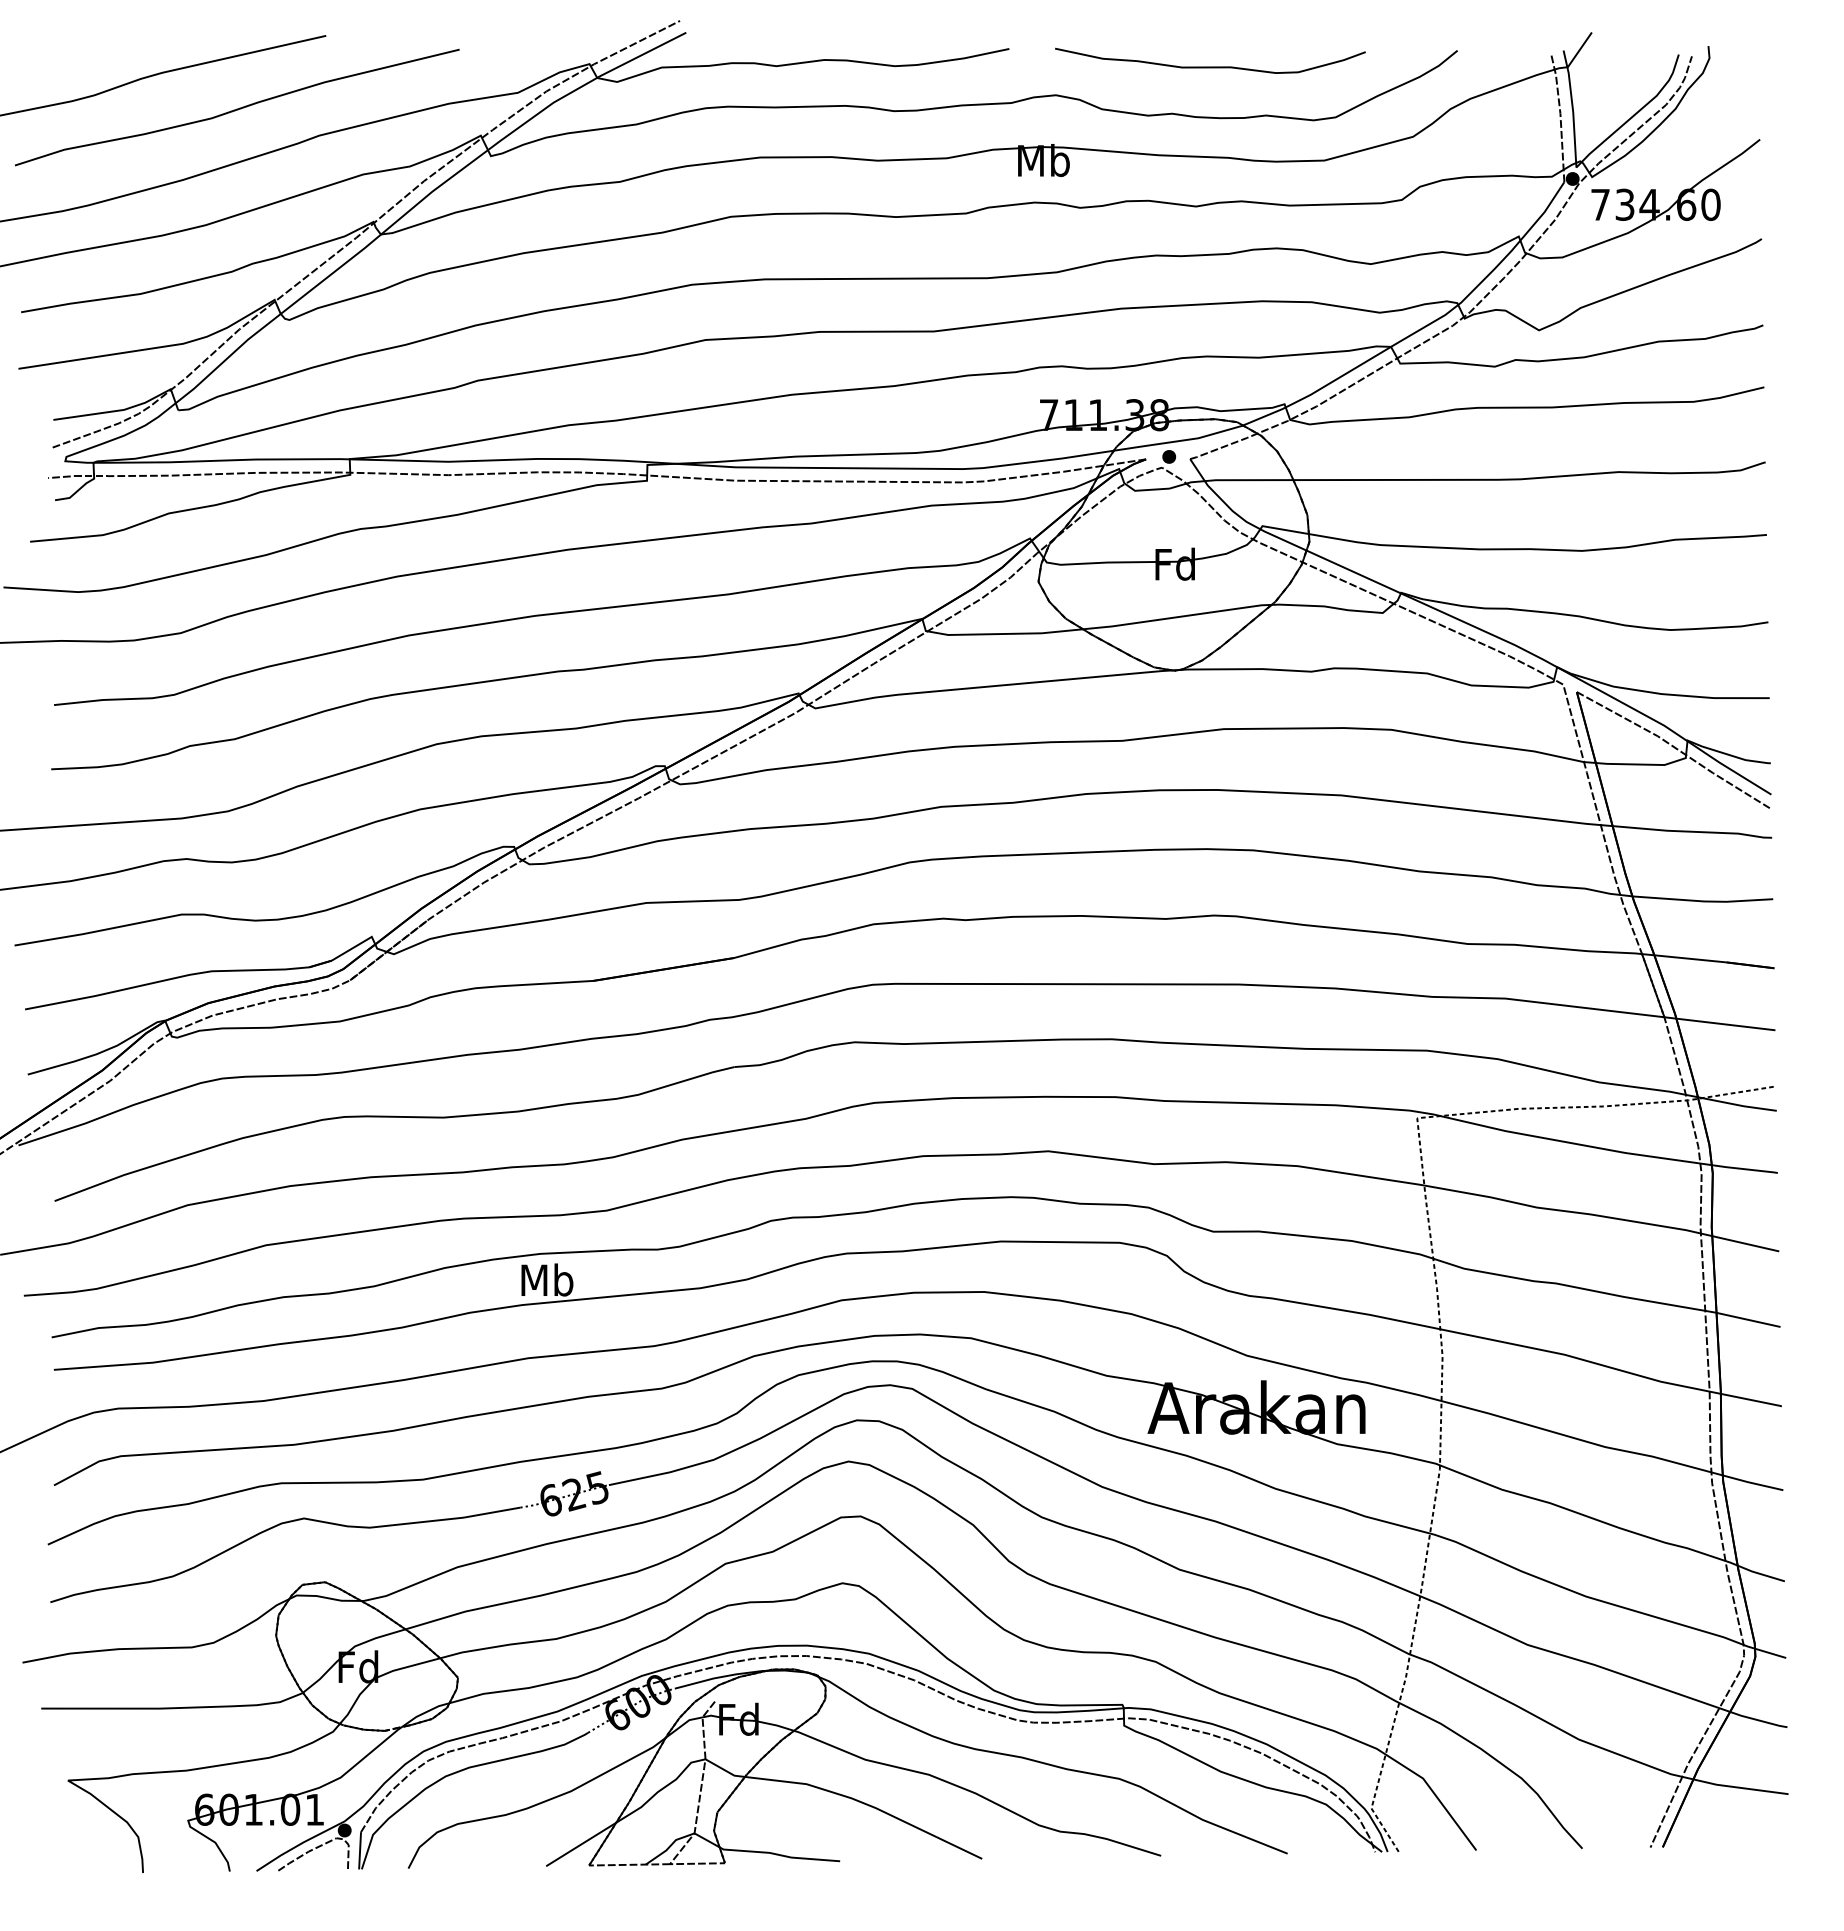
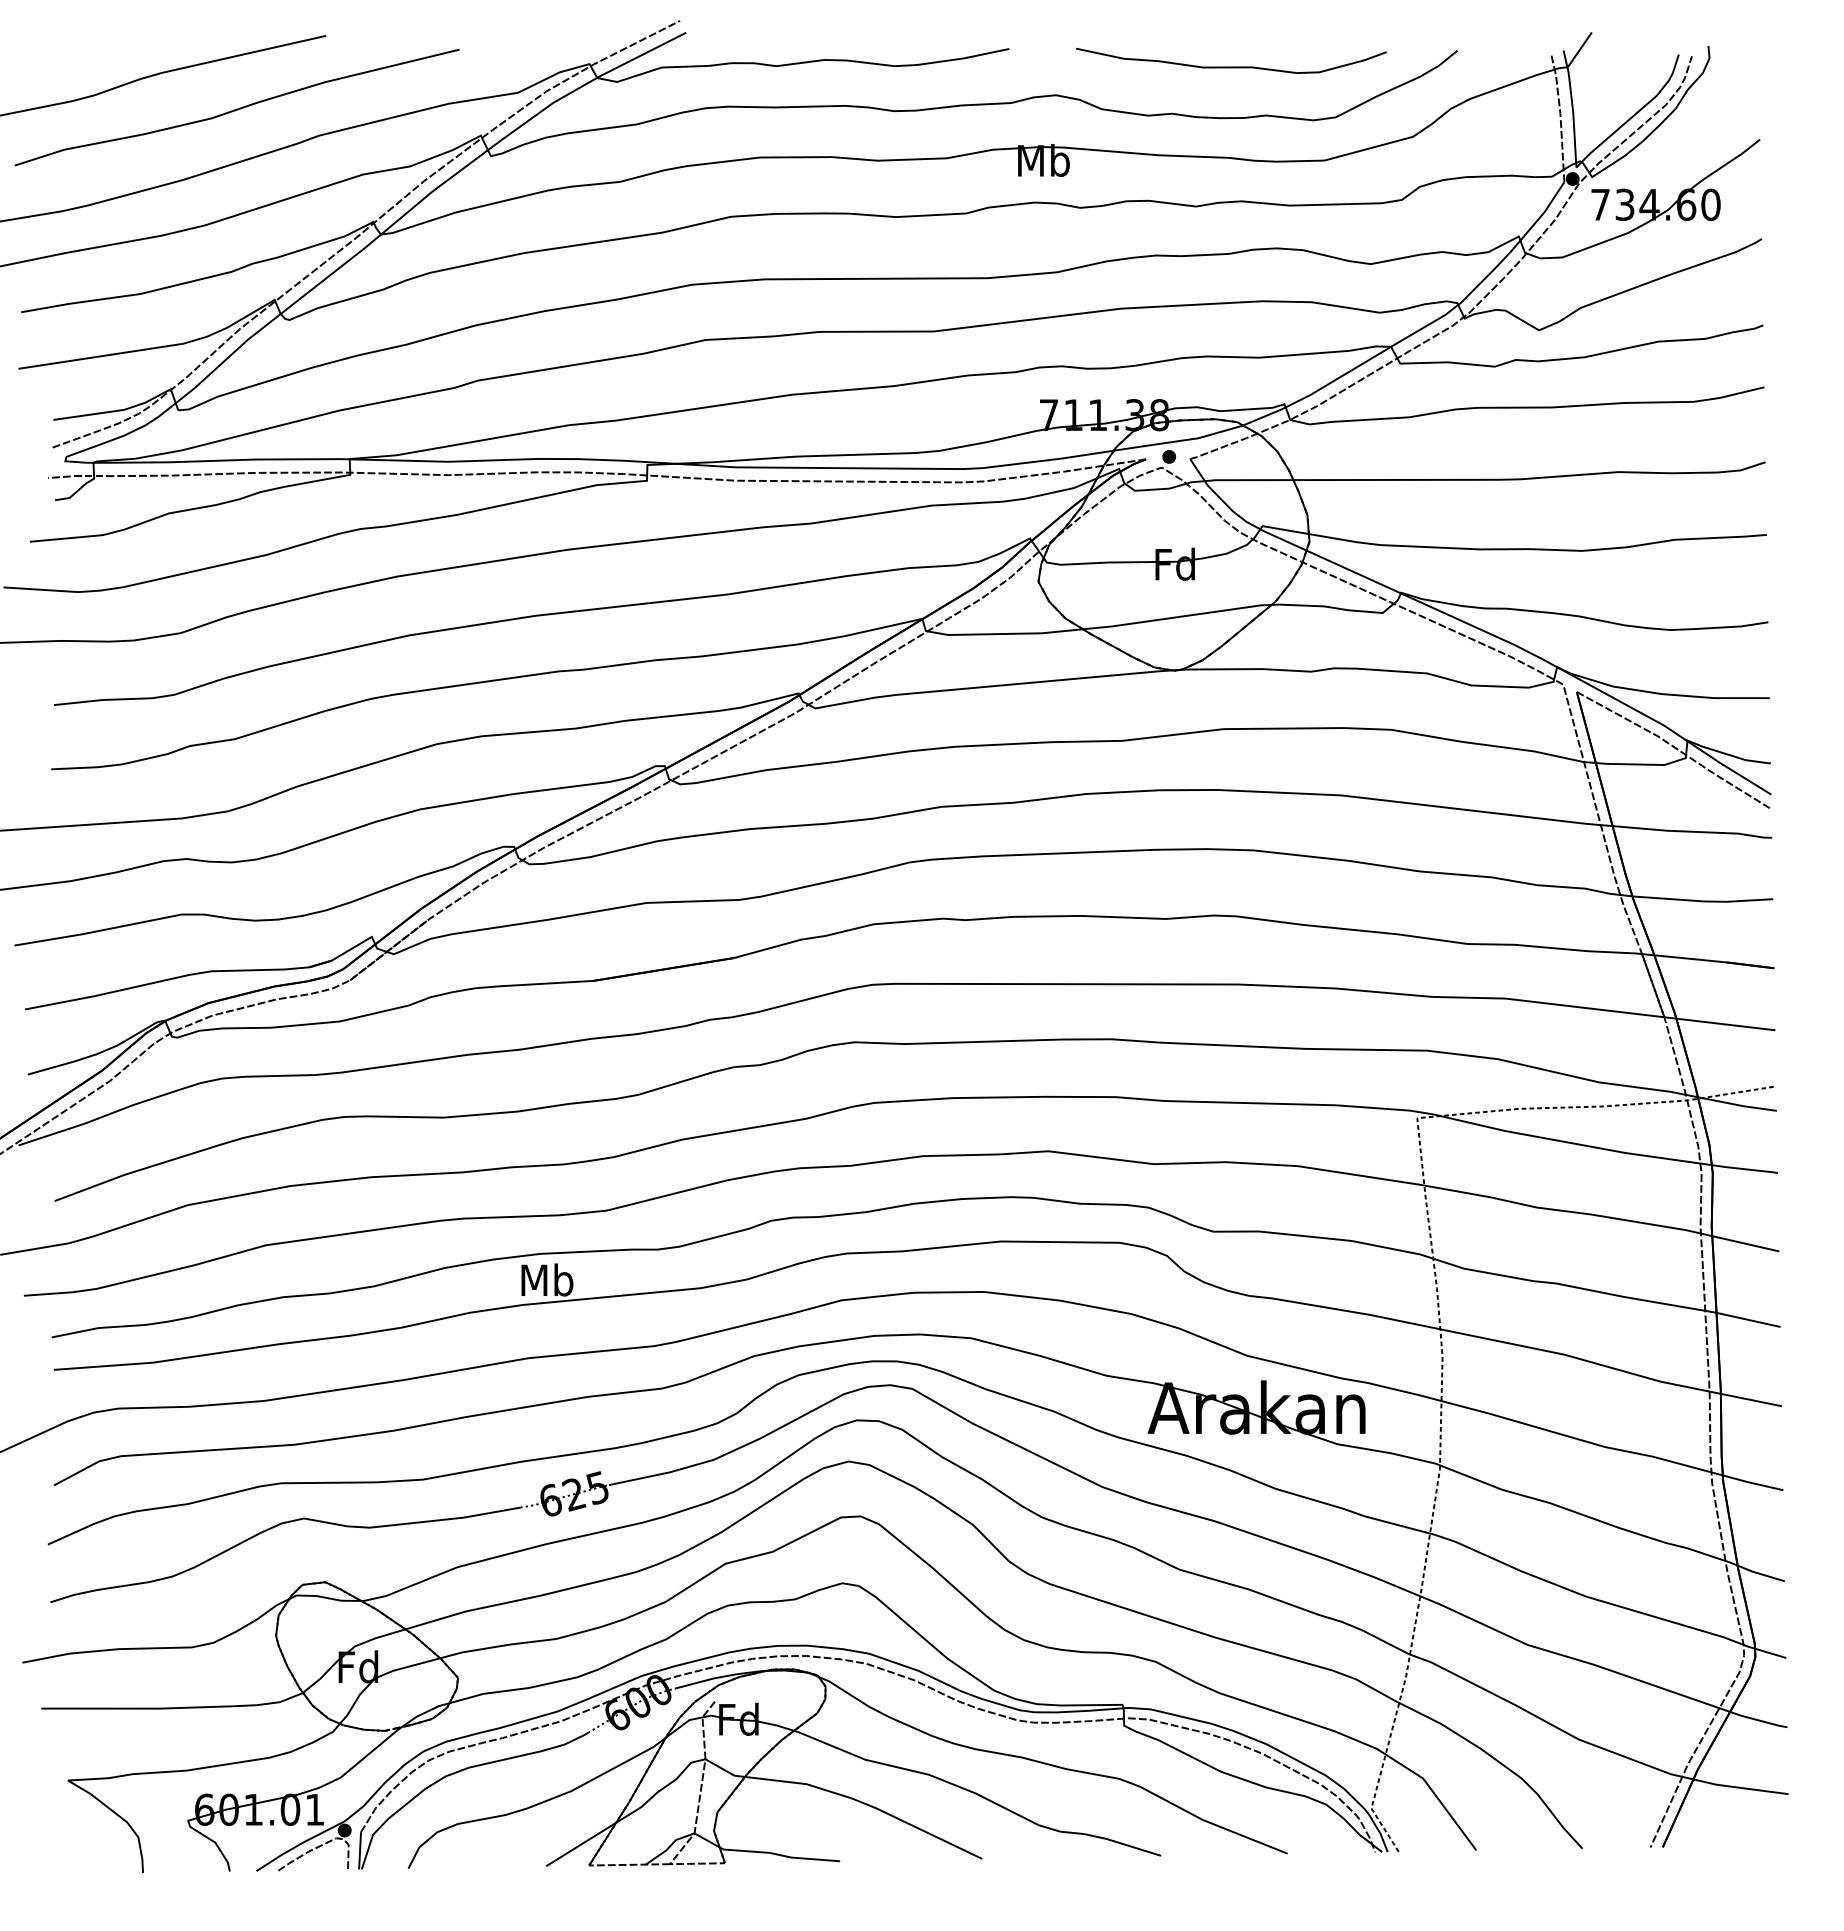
curve position: (1210, 66) -> (1231, 66) (1231, 66)
